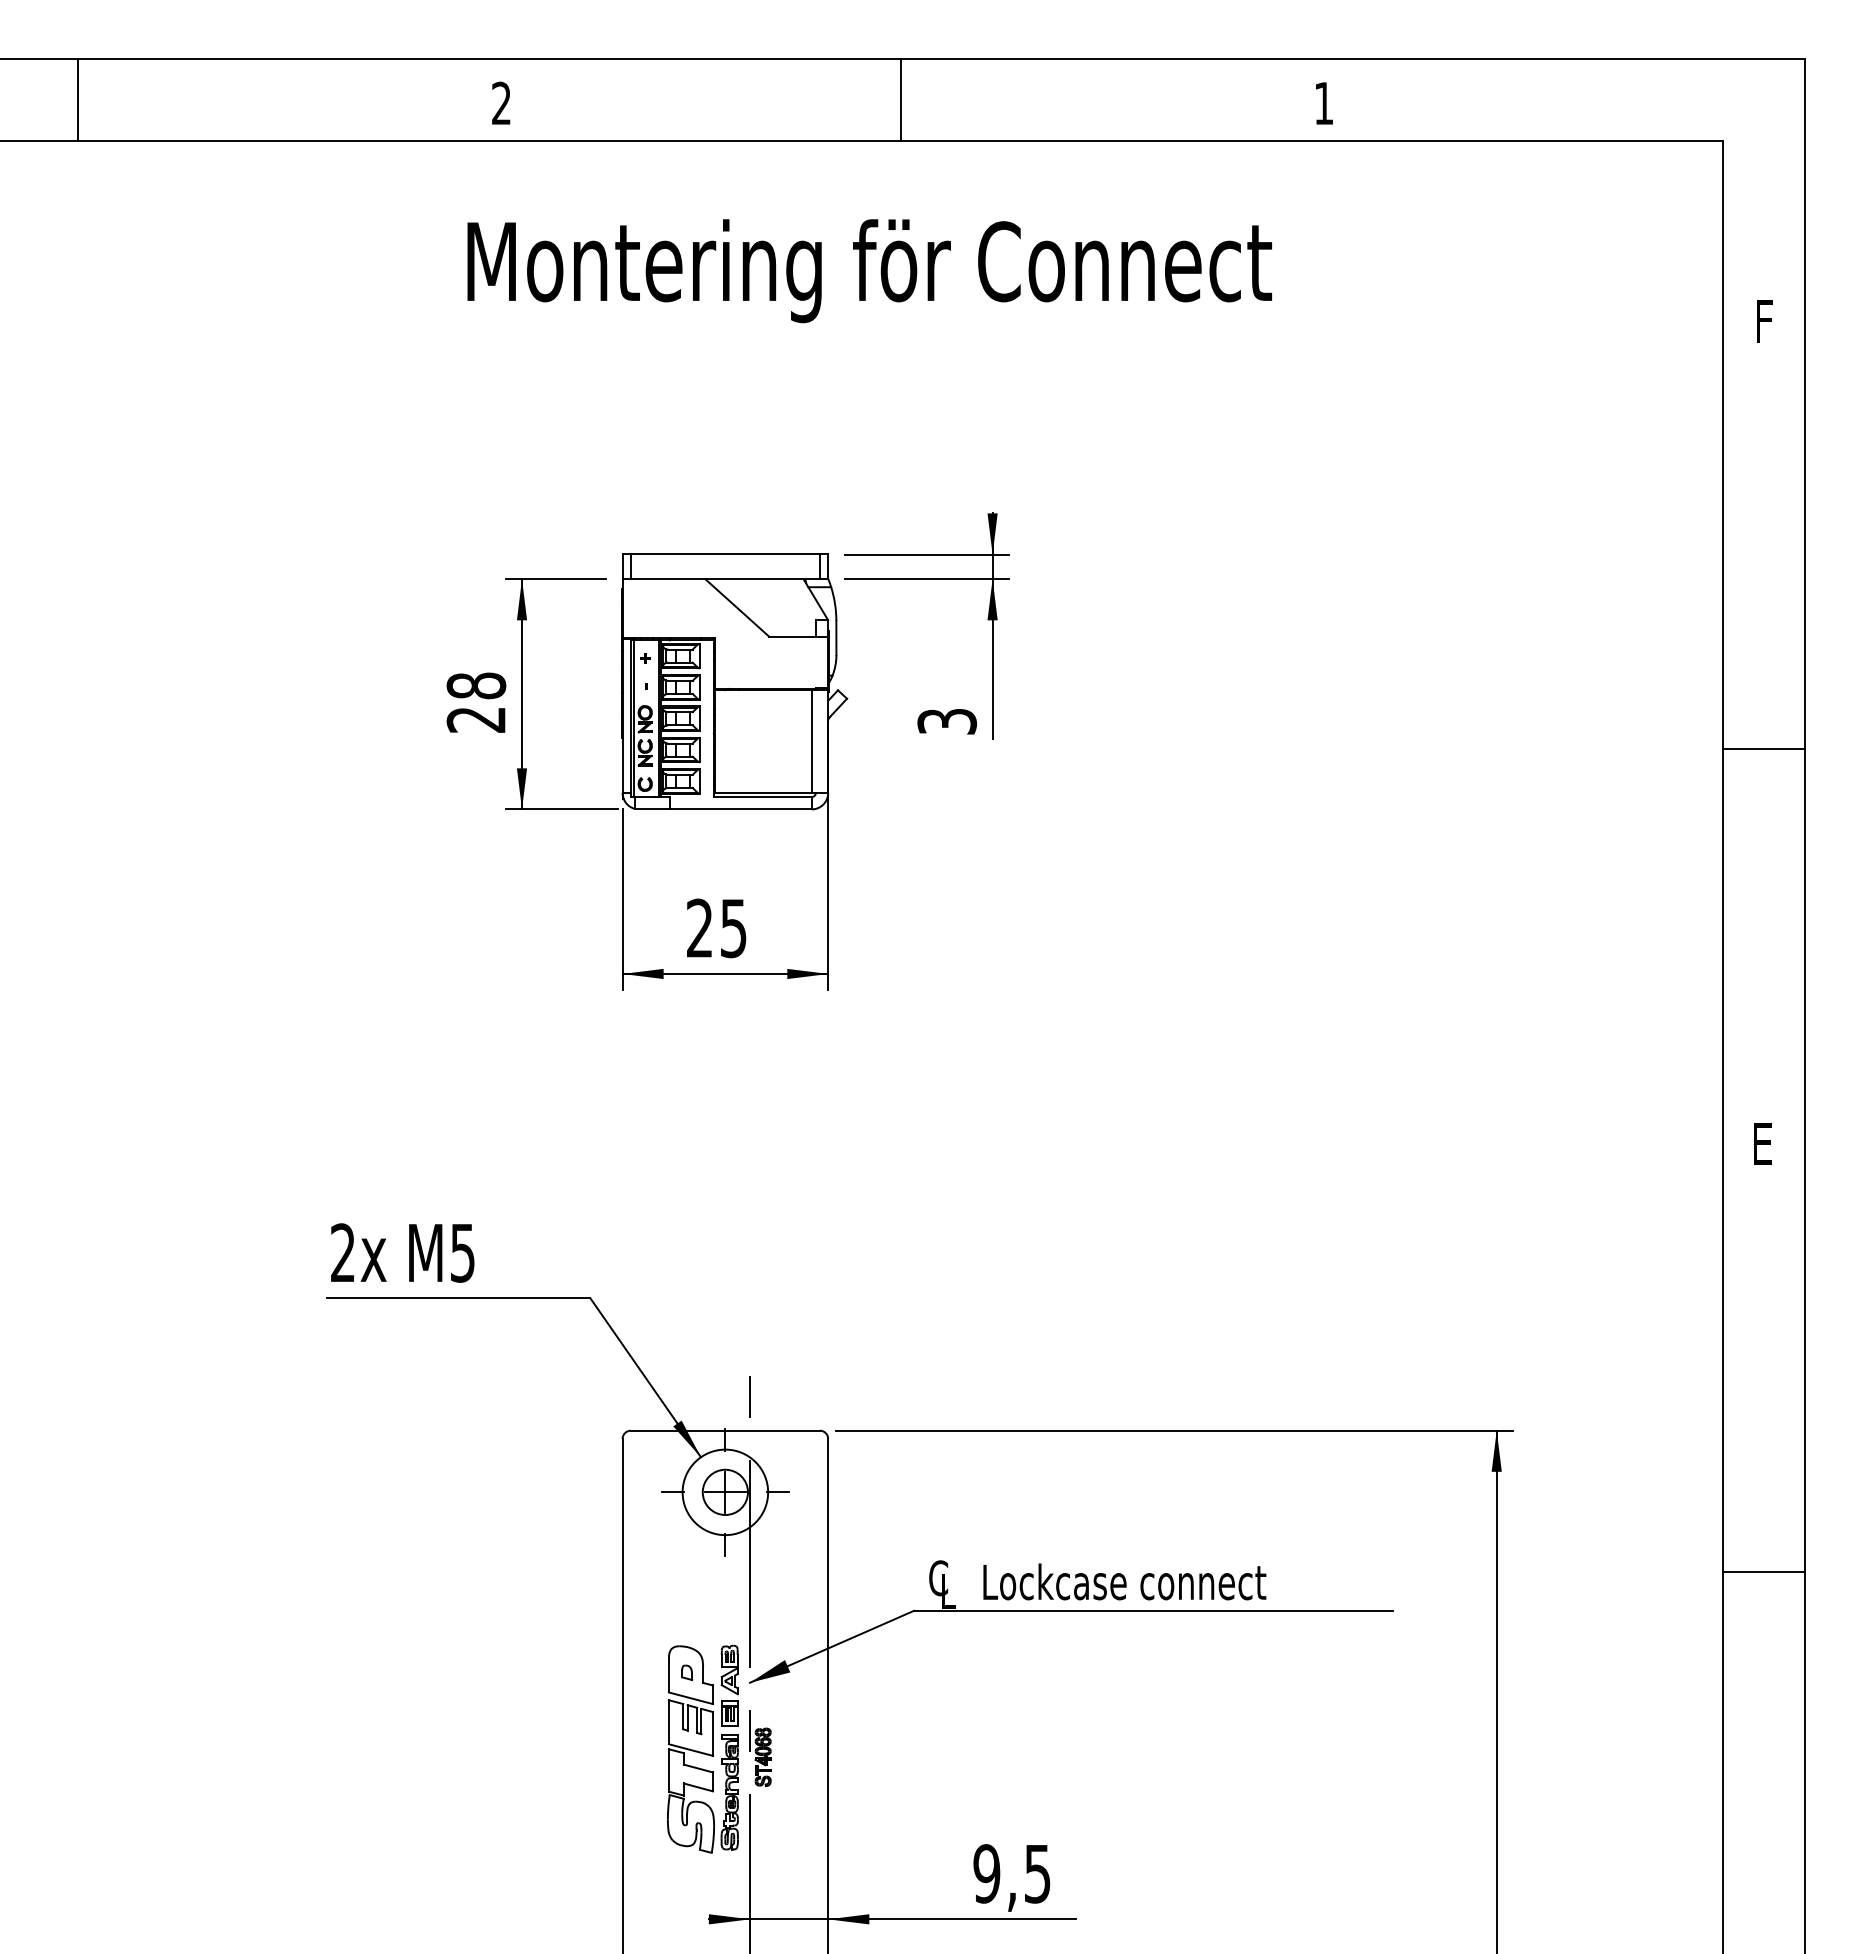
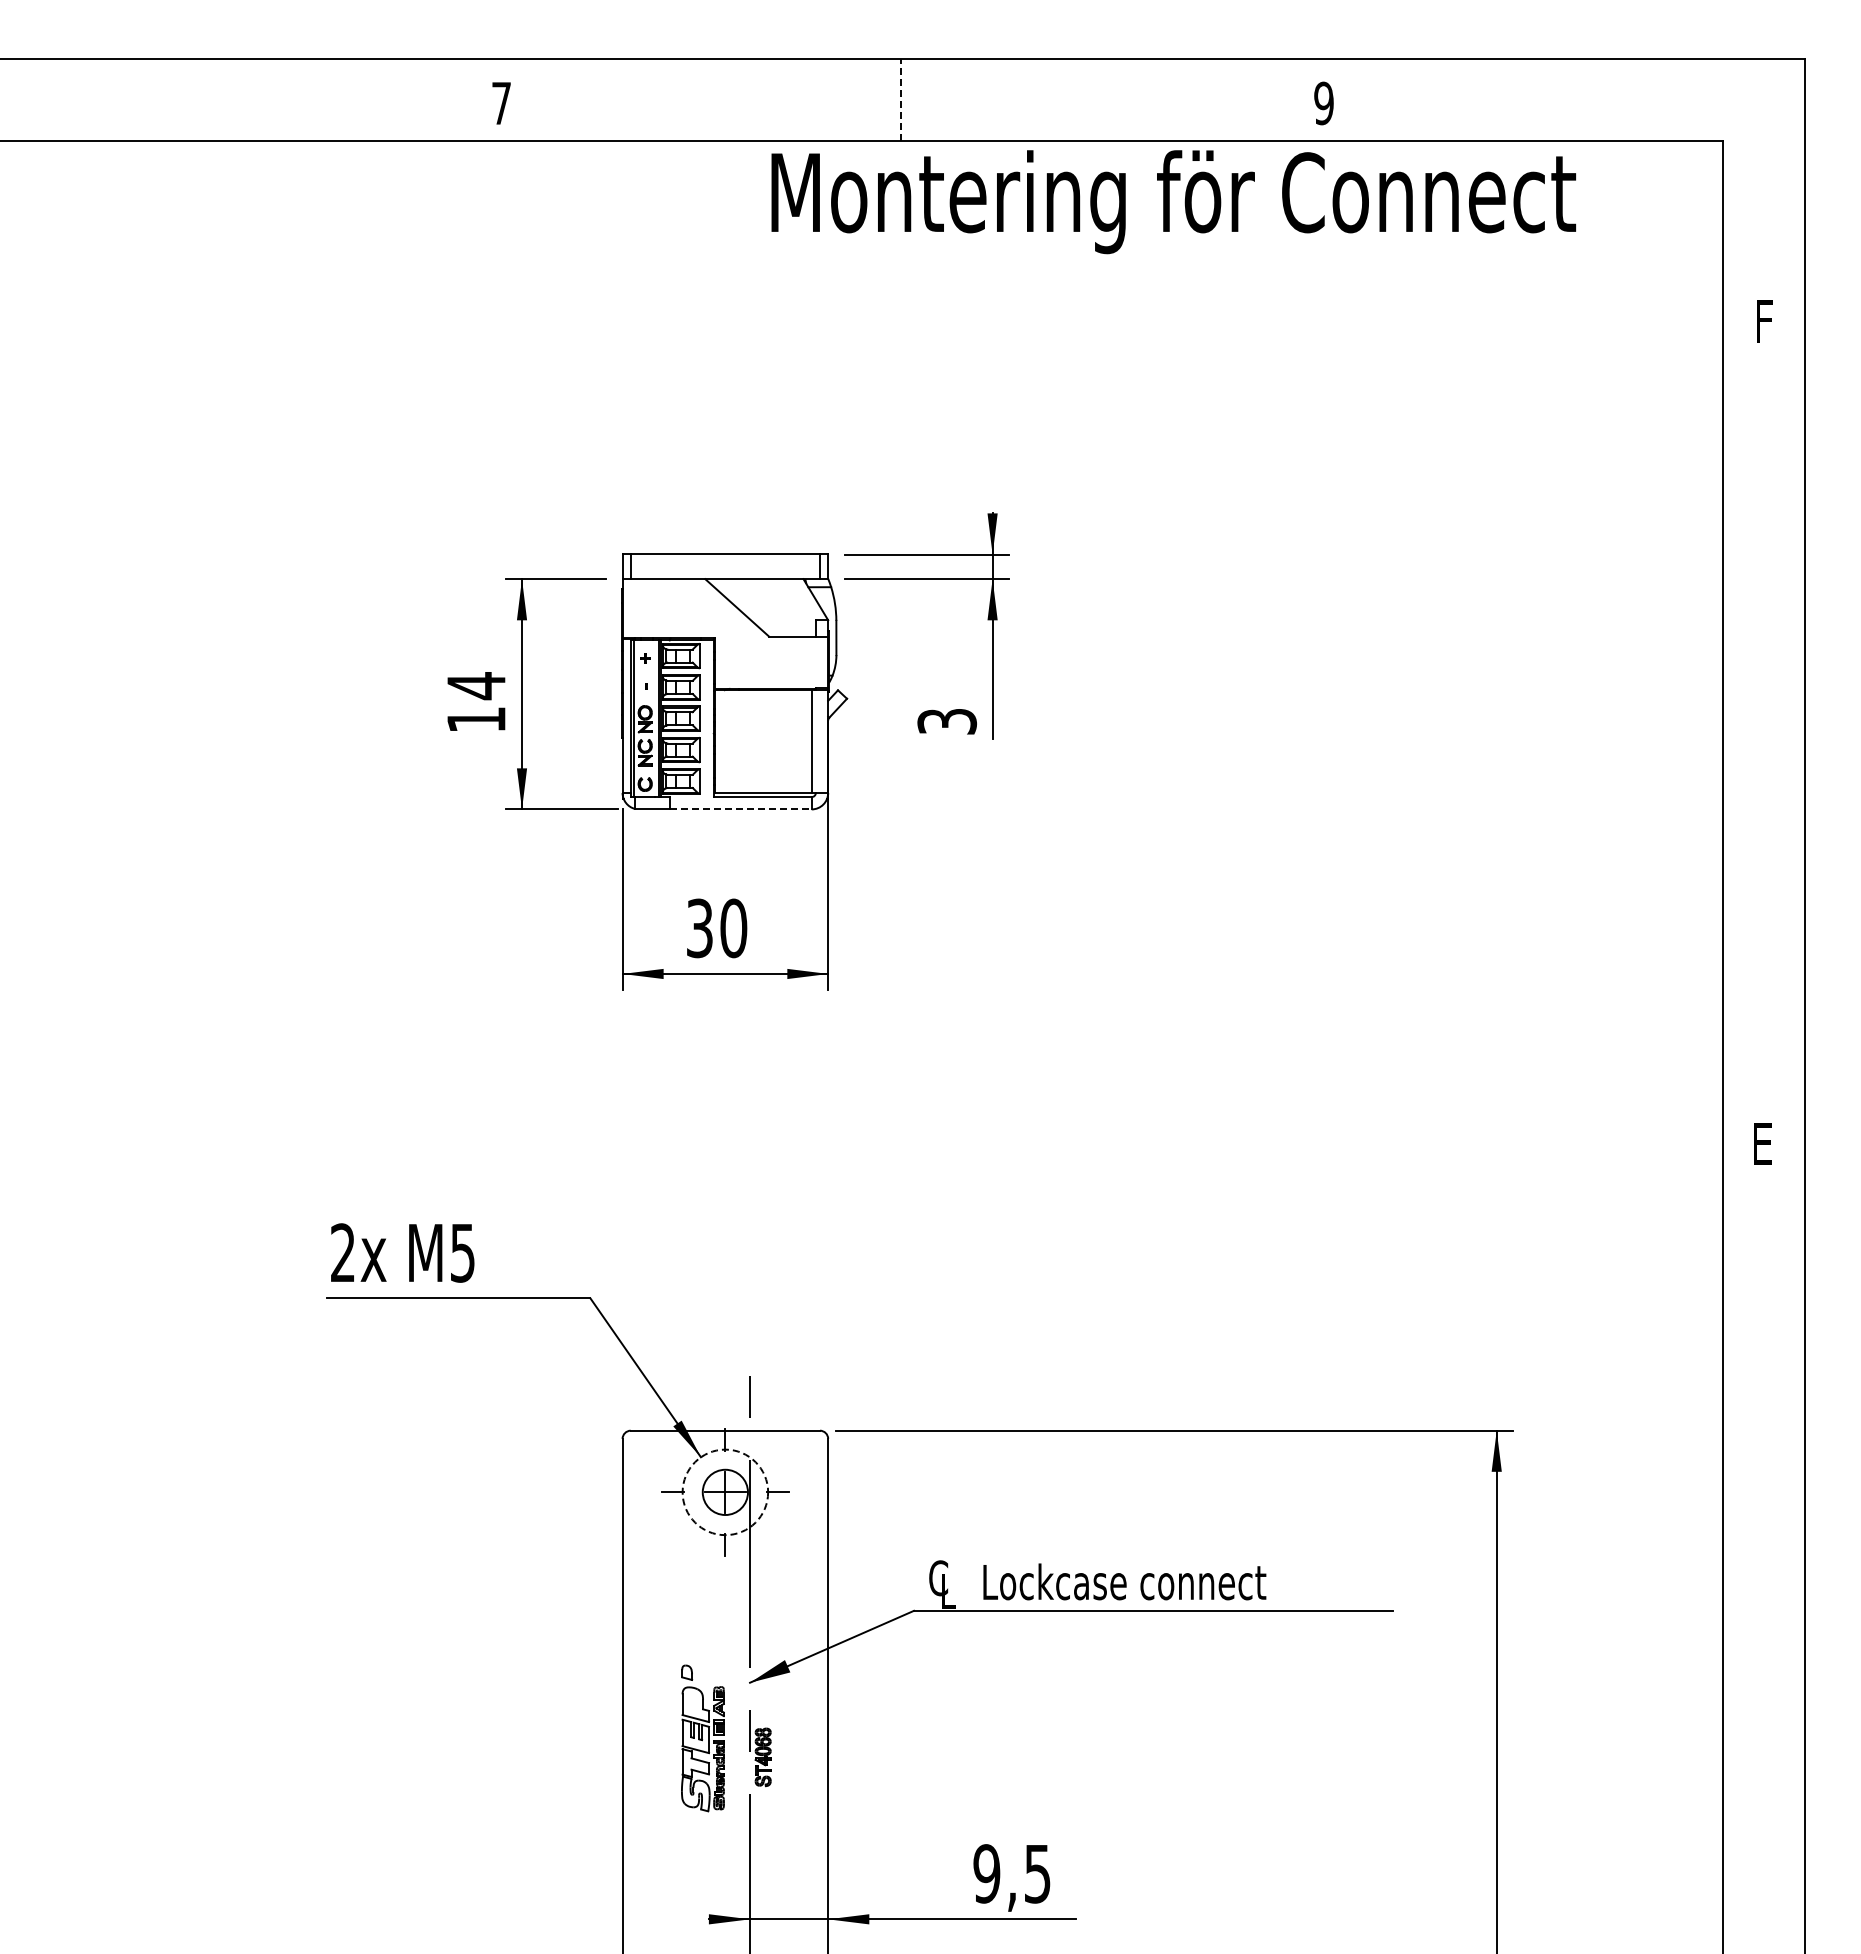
line: present -> none (78, 99)
line: solid -> dashed (900, 99)
text: 2 -> 7 (501, 102)
text: 1 -> 9 (1323, 103)
text position: (869, 271) -> (1173, 202) (1173, 202)
text: 28 -> 14 (476, 702)
line: present -> none (1763, 749)
line: solid -> dashed (740, 809)
text: 25 -> 30 (717, 928)
circle: solid -> dashed (725, 1492)
line: present -> none (1763, 1571)
part size: 72x210 px -> 44x127 px (702, 1749)
